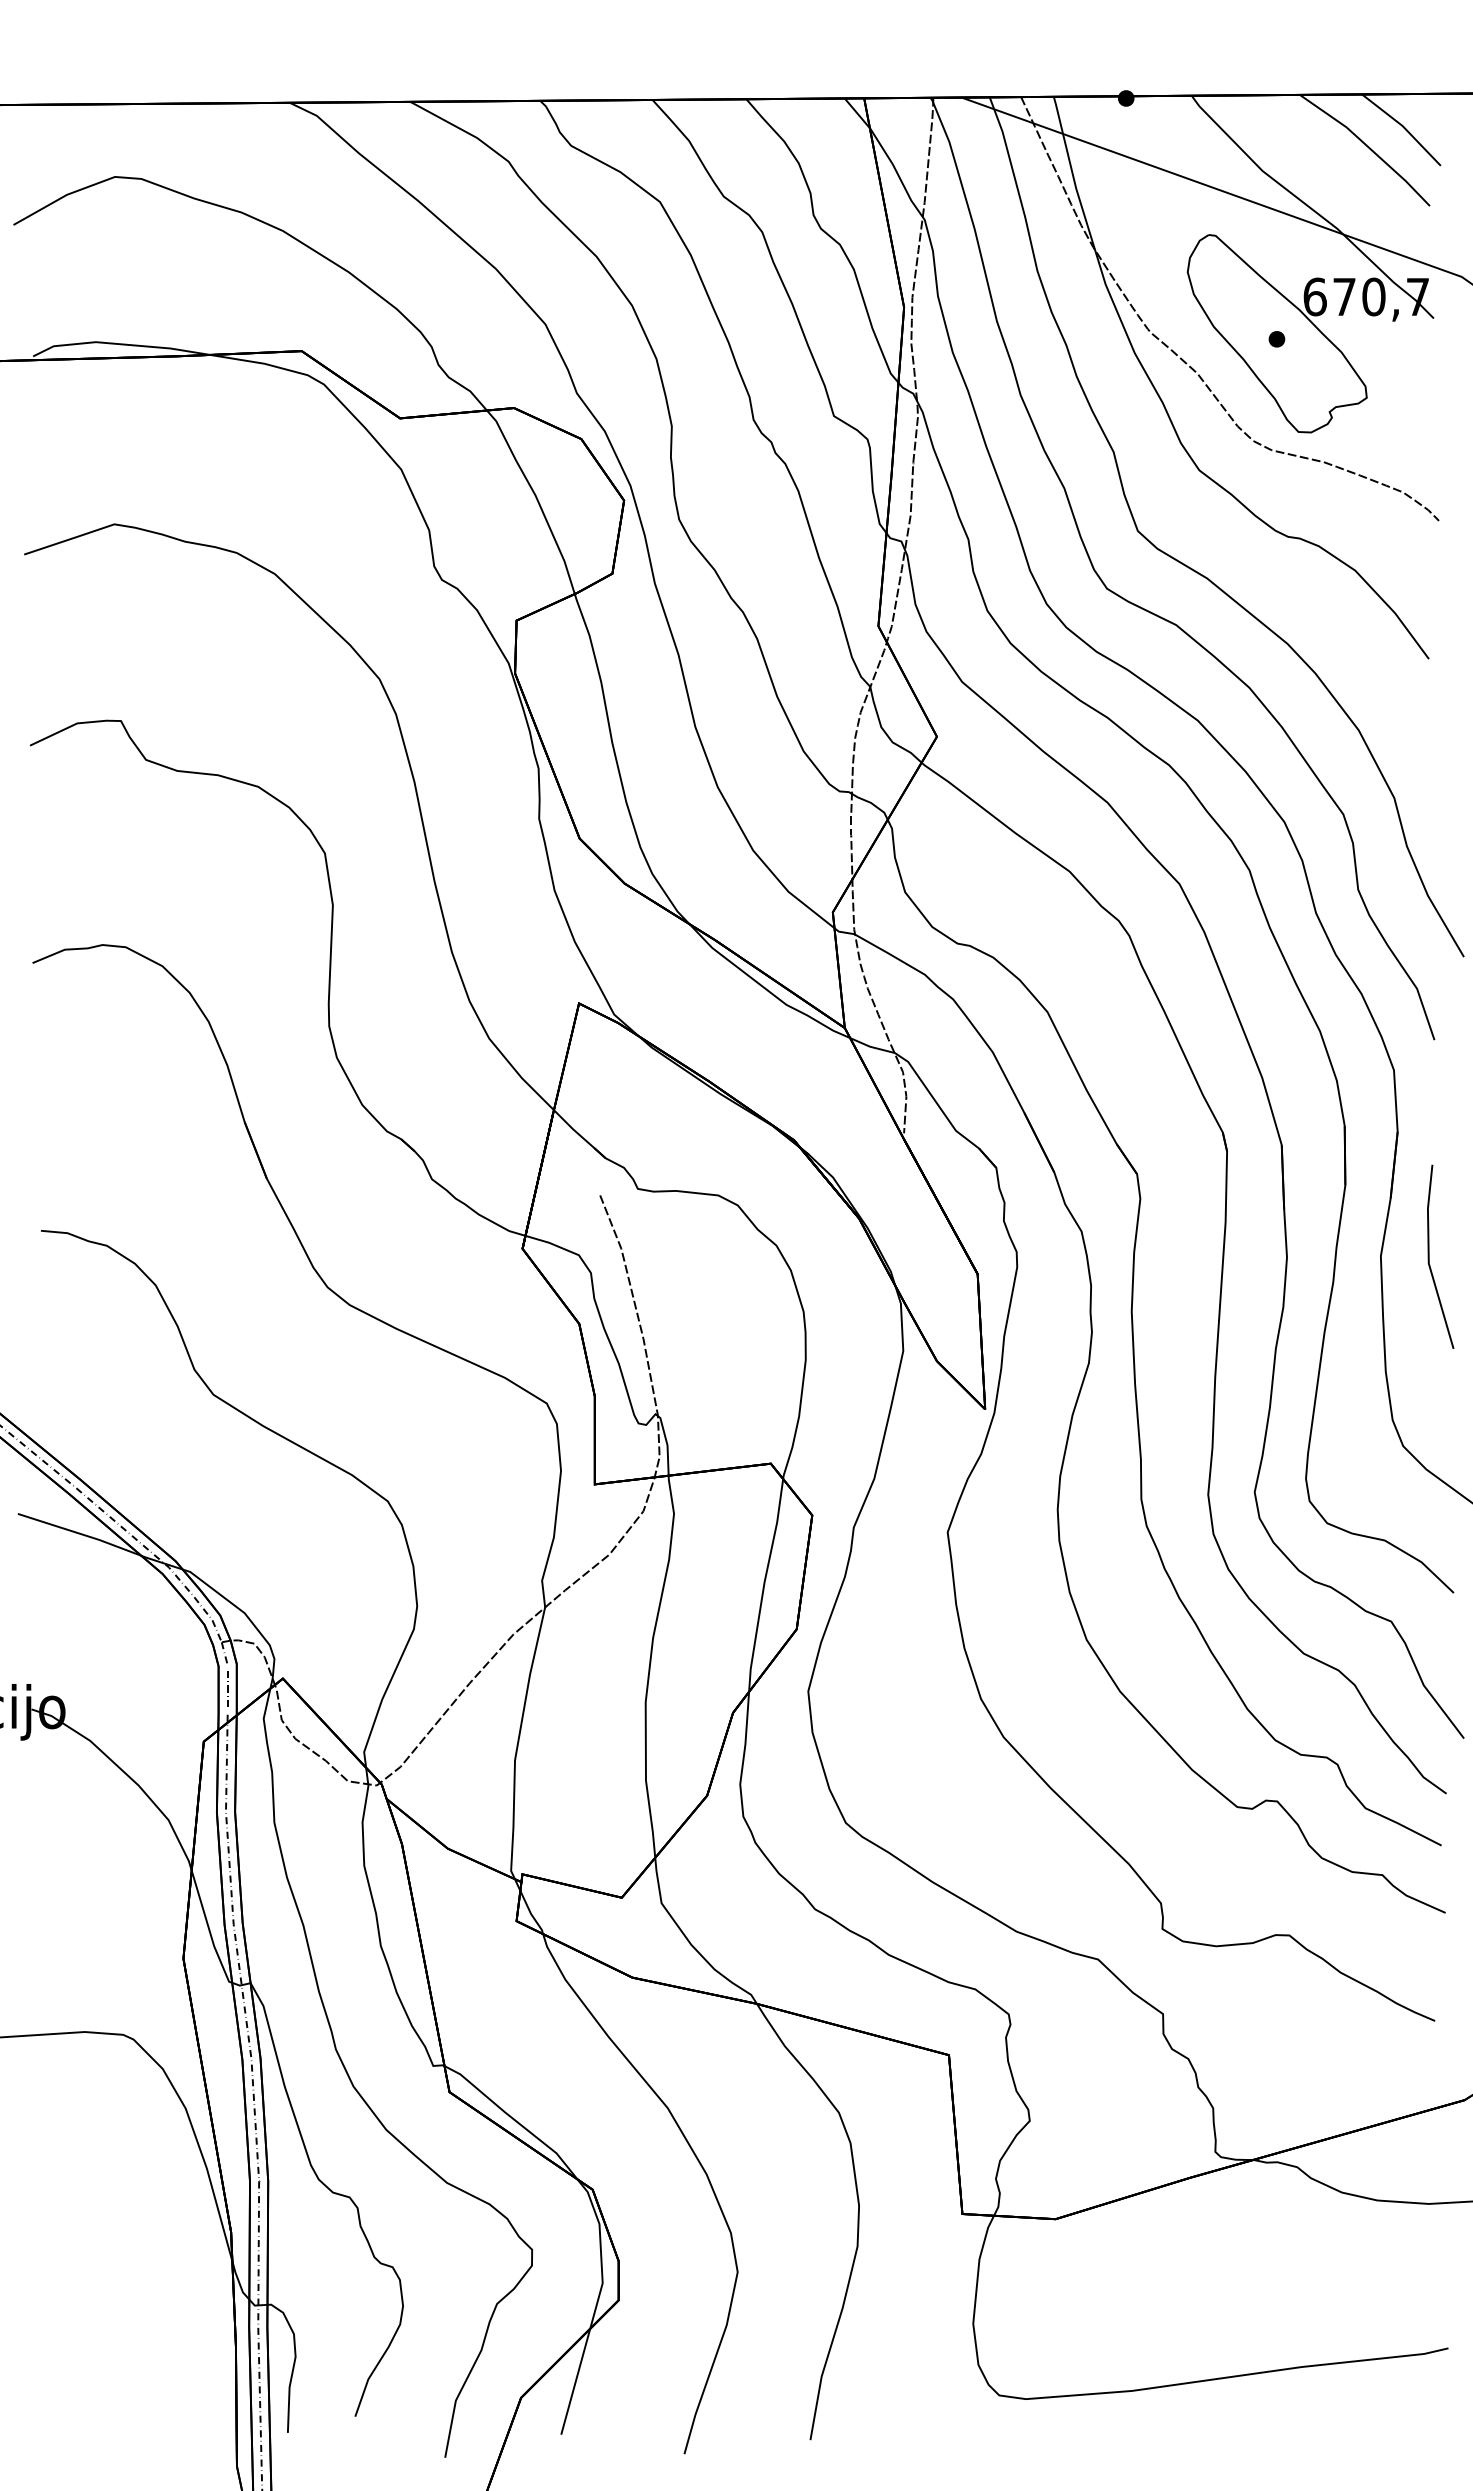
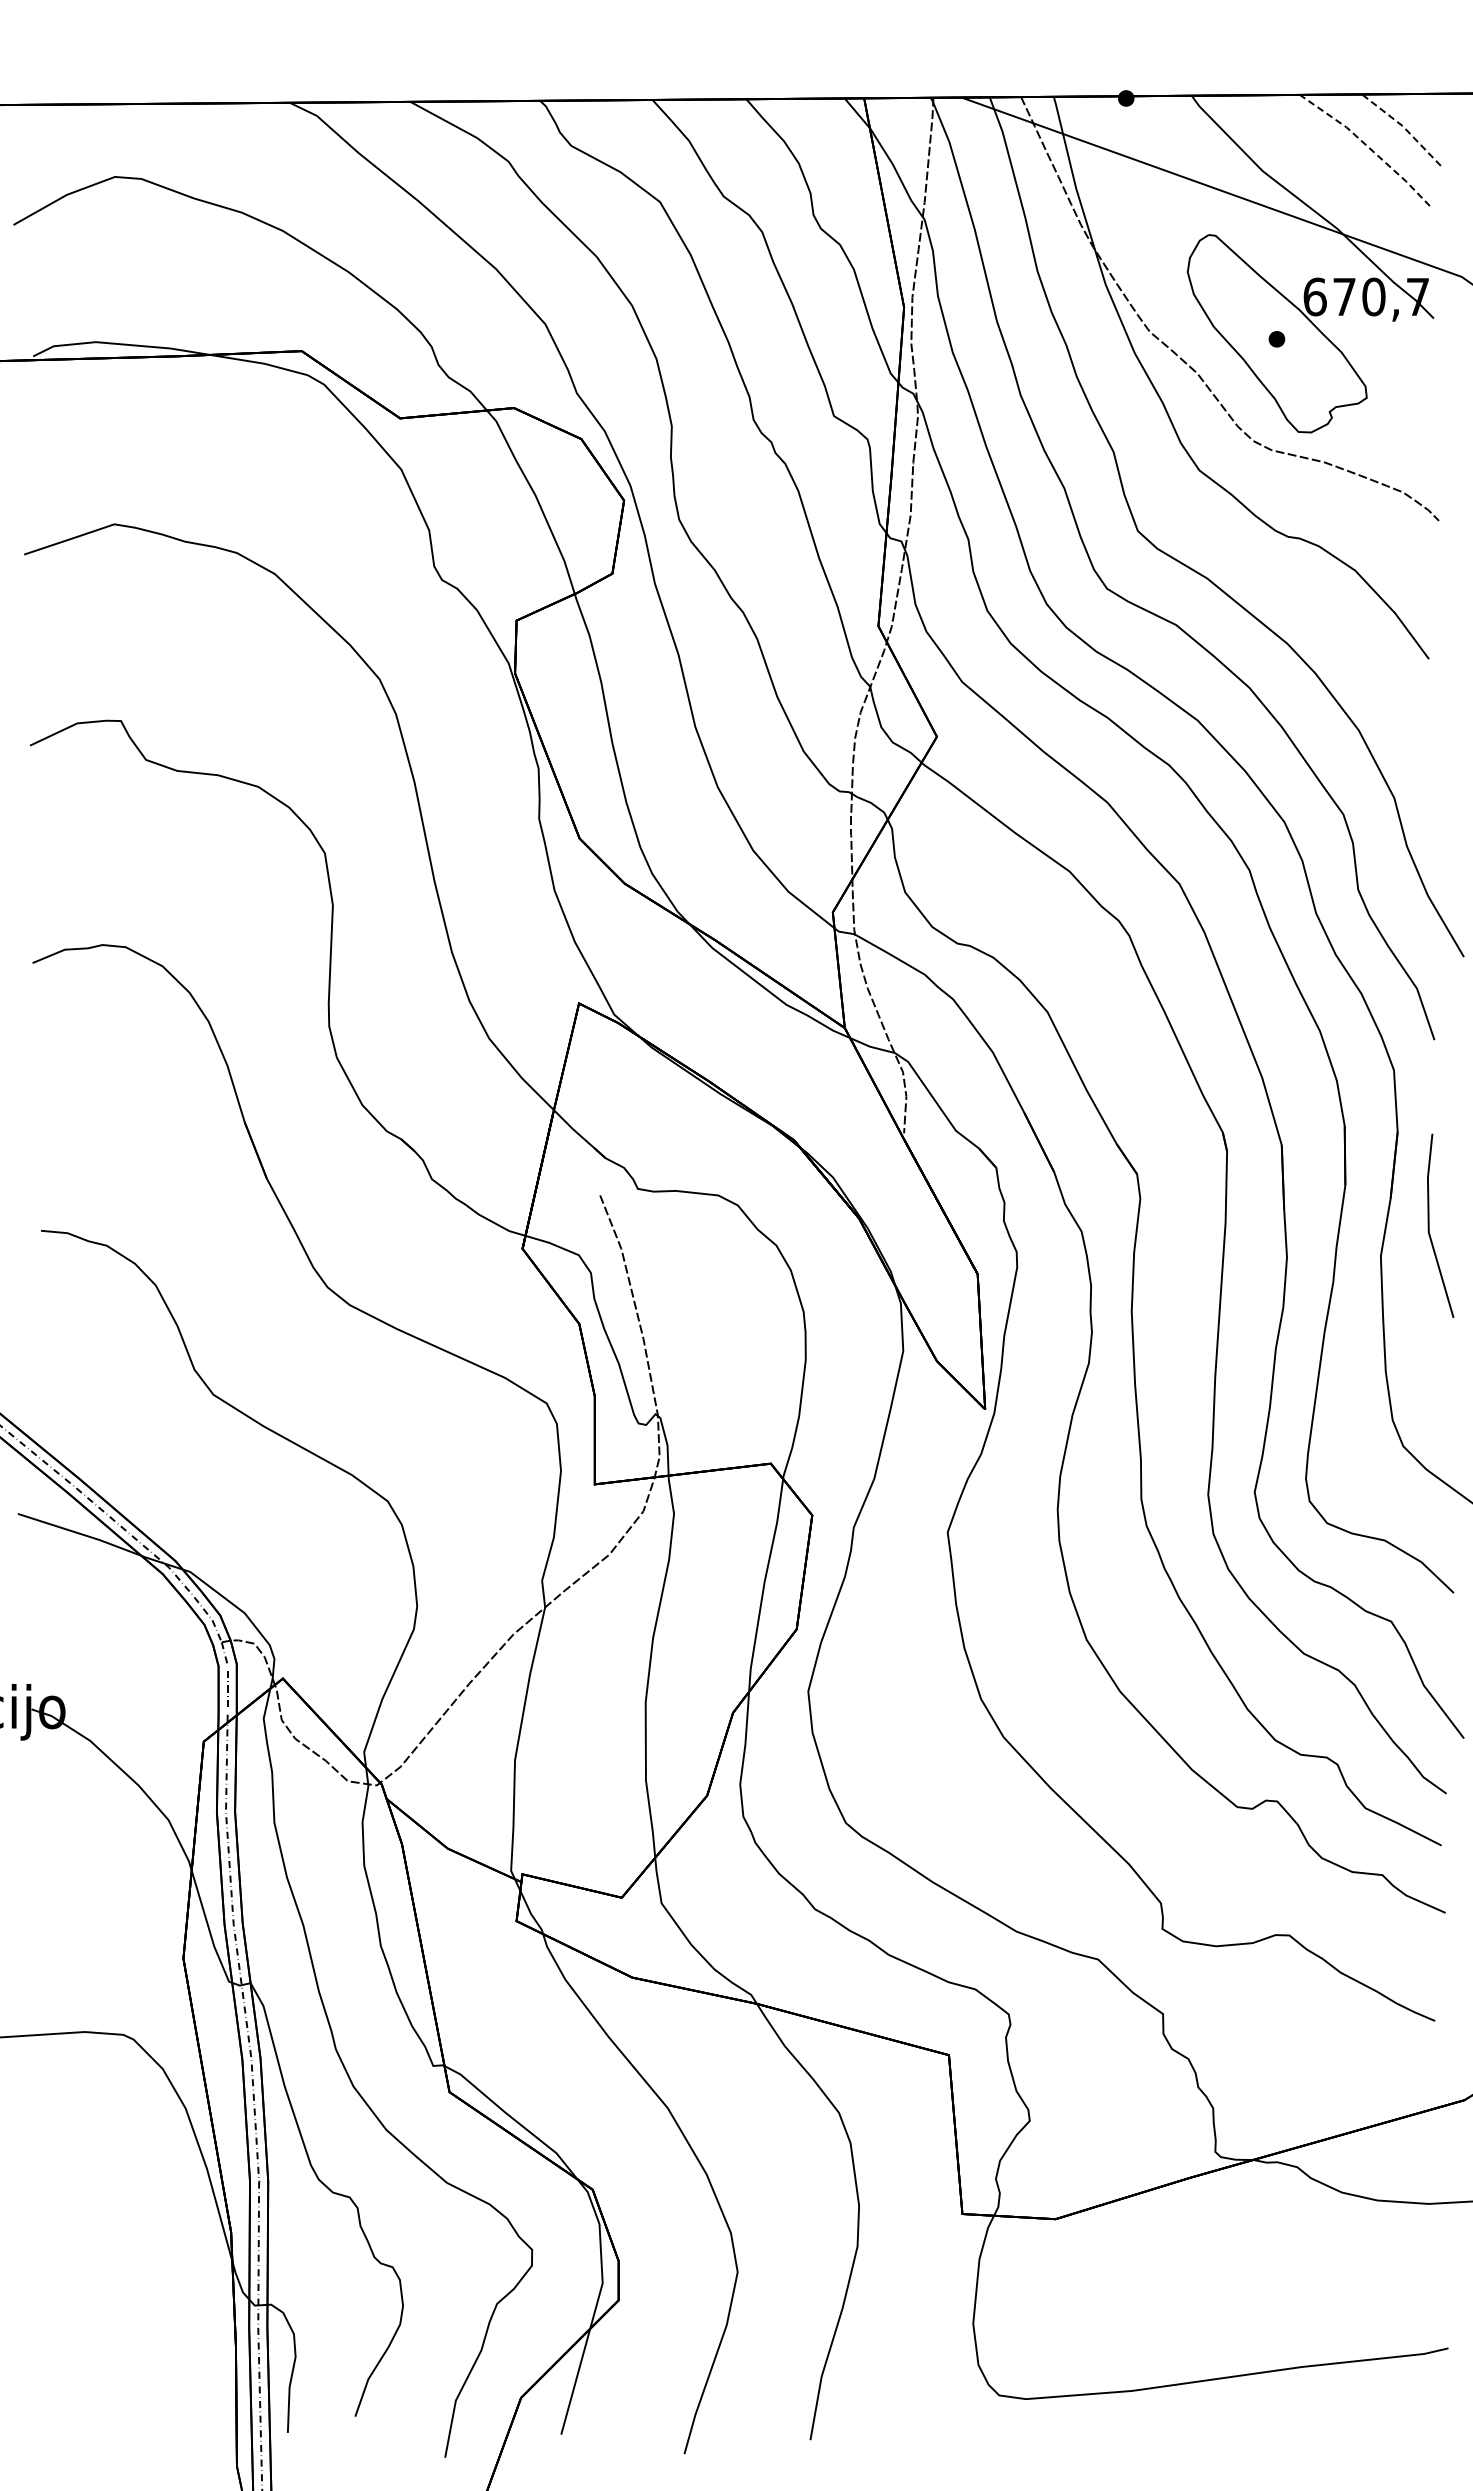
line: solid -> dashed (1403, 126)
line: solid -> dashed (1367, 146)
line position: (1429, 1256) -> (1429, 1225) (1429, 1225)
